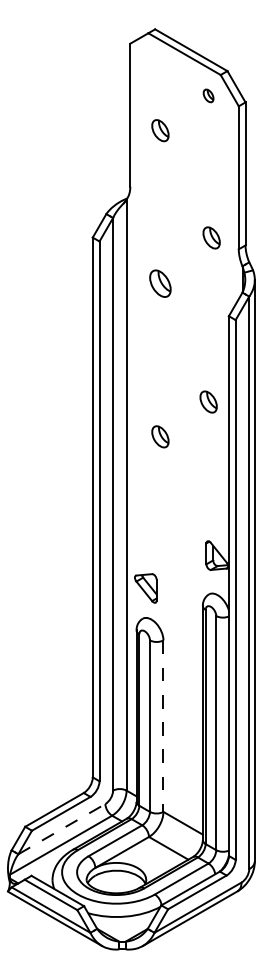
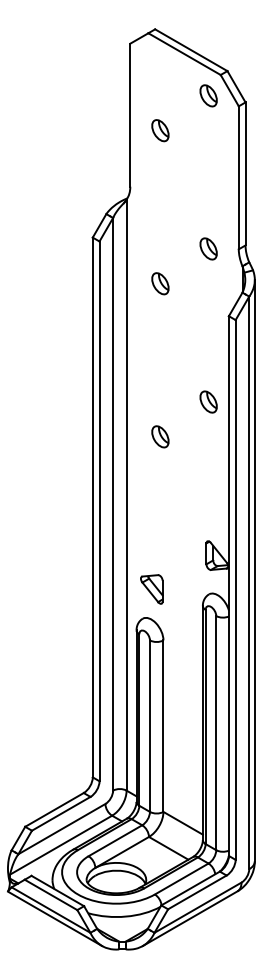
part size: 13x16 px -> 19x24 px (208, 95)
part position: (211, 237) -> (208, 248) (208, 248)
part size: 23x29 px -> 19x24 px (160, 283)
part position: (145, 588) -> (151, 589) (151, 589)
line: dashed -> solid (163, 726)
line: dashed -> solid (62, 828)
